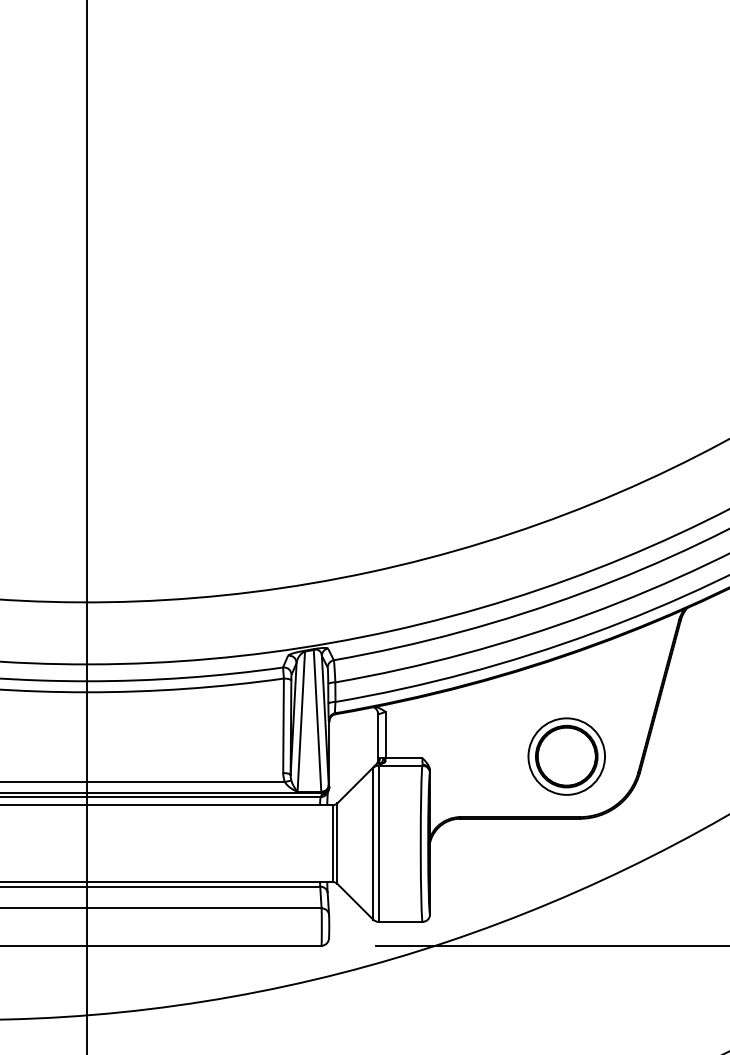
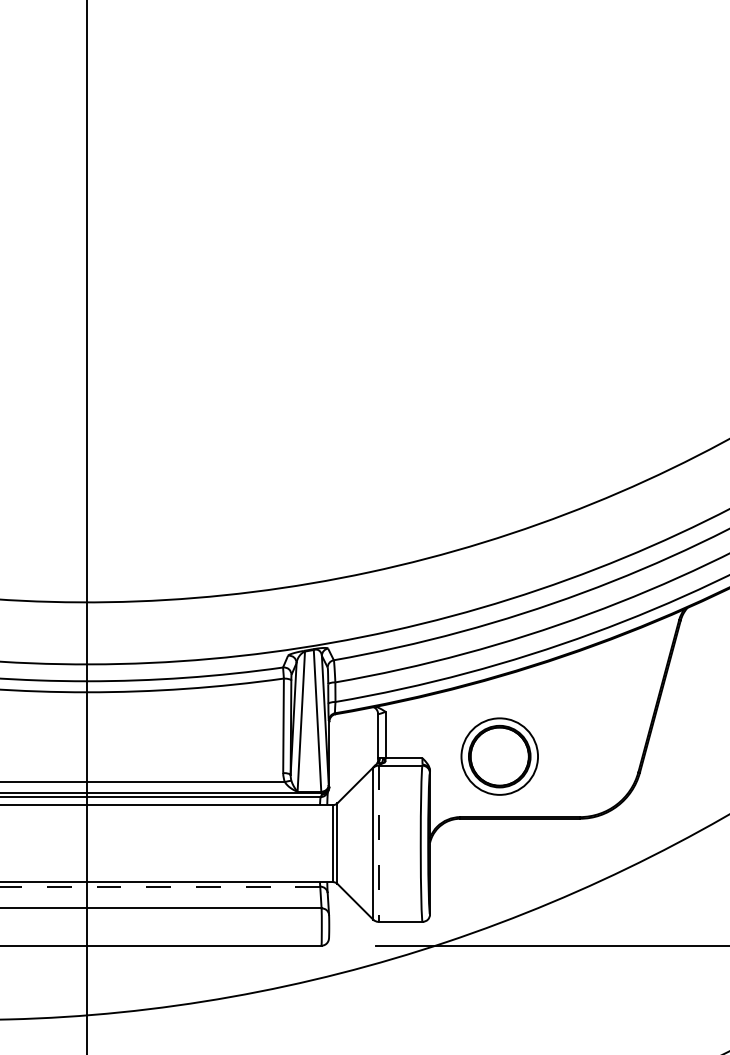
part position: (566, 756) -> (499, 756) (499, 756)
line: solid -> dashed (378, 844)
line: solid -> dashed (160, 886)
